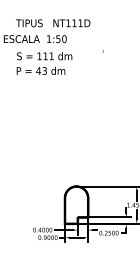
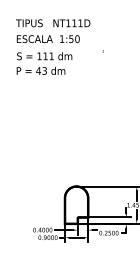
text position: (34, 38) -> (47, 38) (47, 38)
